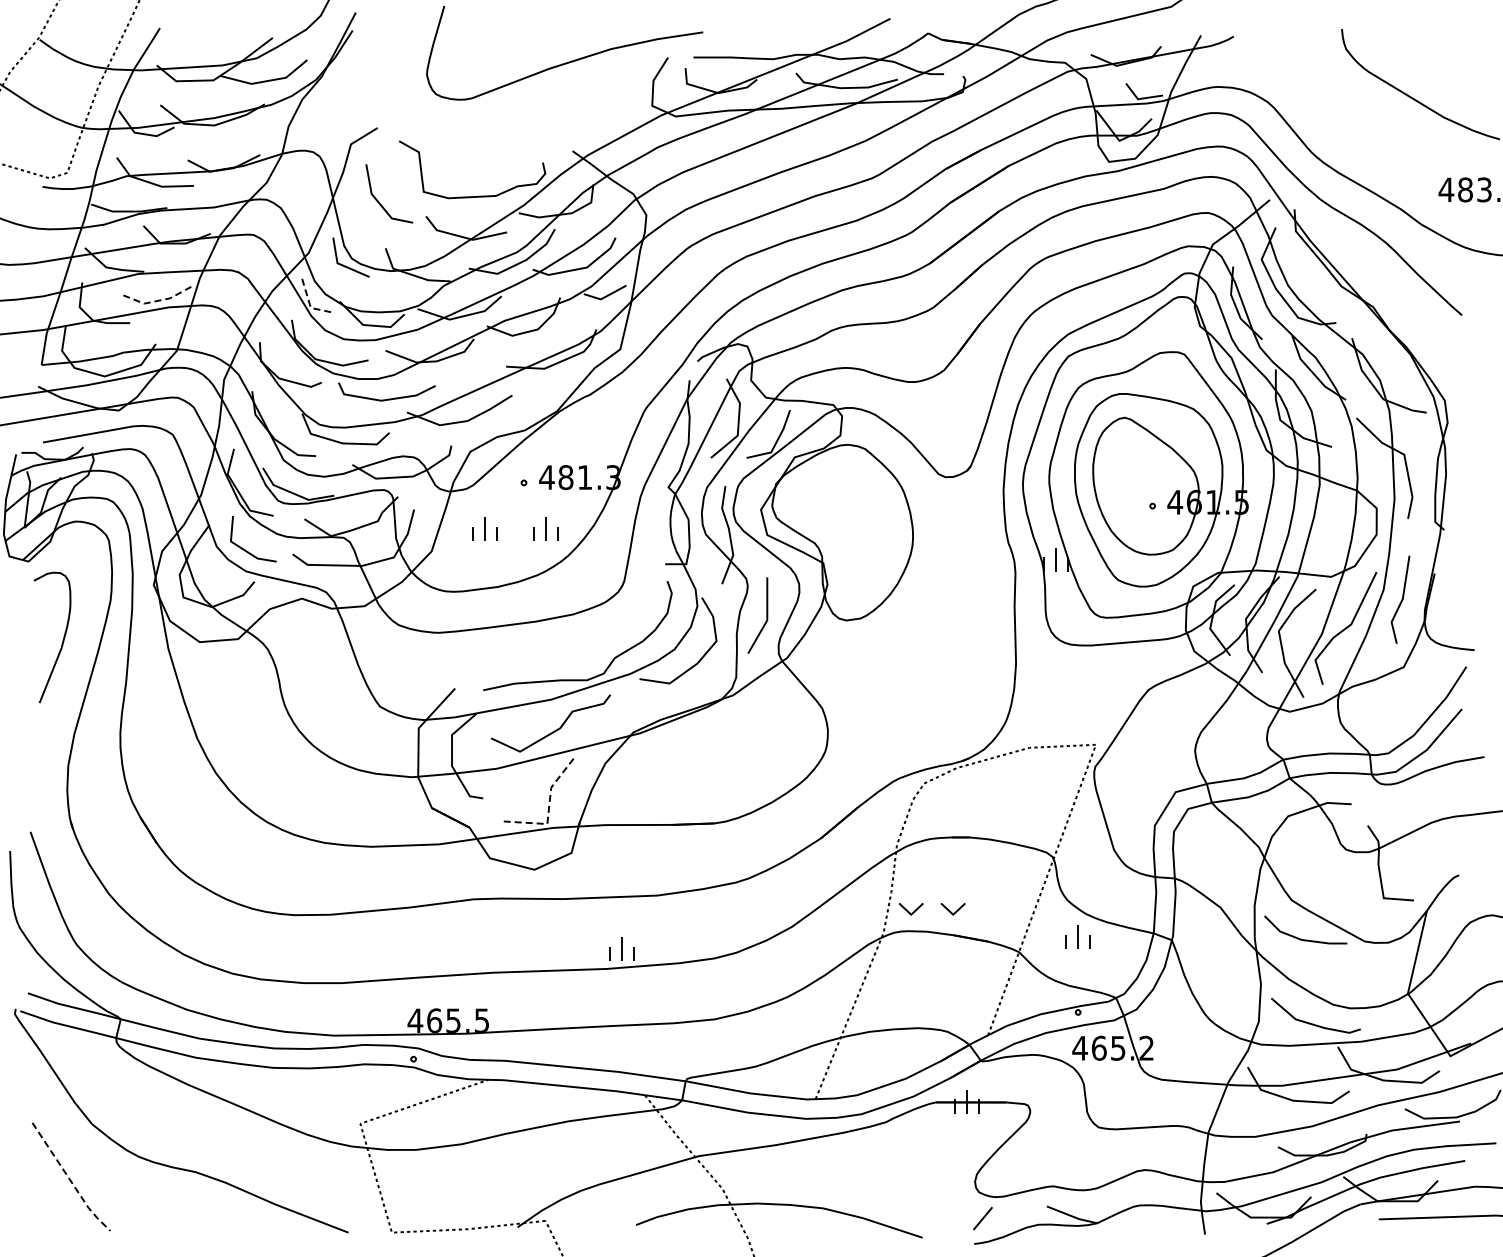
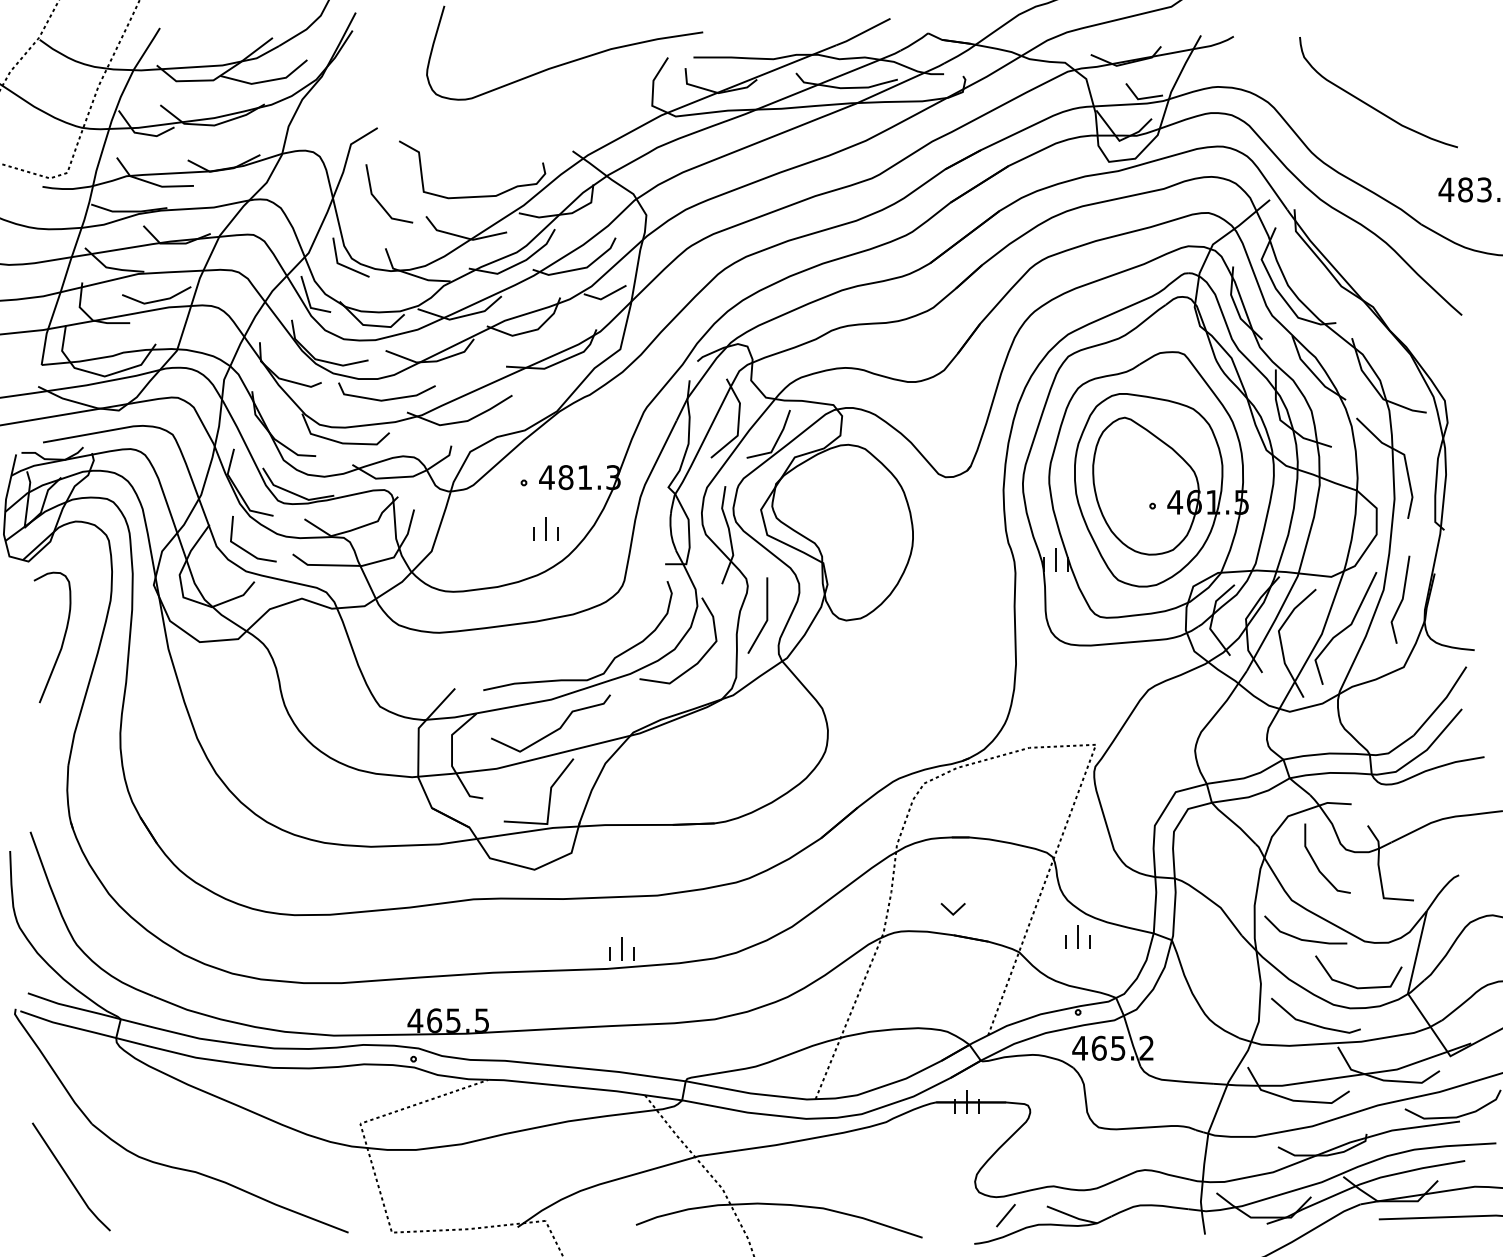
curve position: (1413, 97) -> (1371, 105) (1371, 105)
line: dashed -> solid (157, 300)
line: dashed -> solid (309, 302)
part: present -> none (484, 528)
line: dashed -> solid (548, 809)
line: none -> present (1316, 863)
part: present -> none (910, 909)
line: none -> present (1352, 985)
line: dashed -> solid (70, 1180)
line position: (982, 1218) -> (1005, 1215) (1005, 1215)
